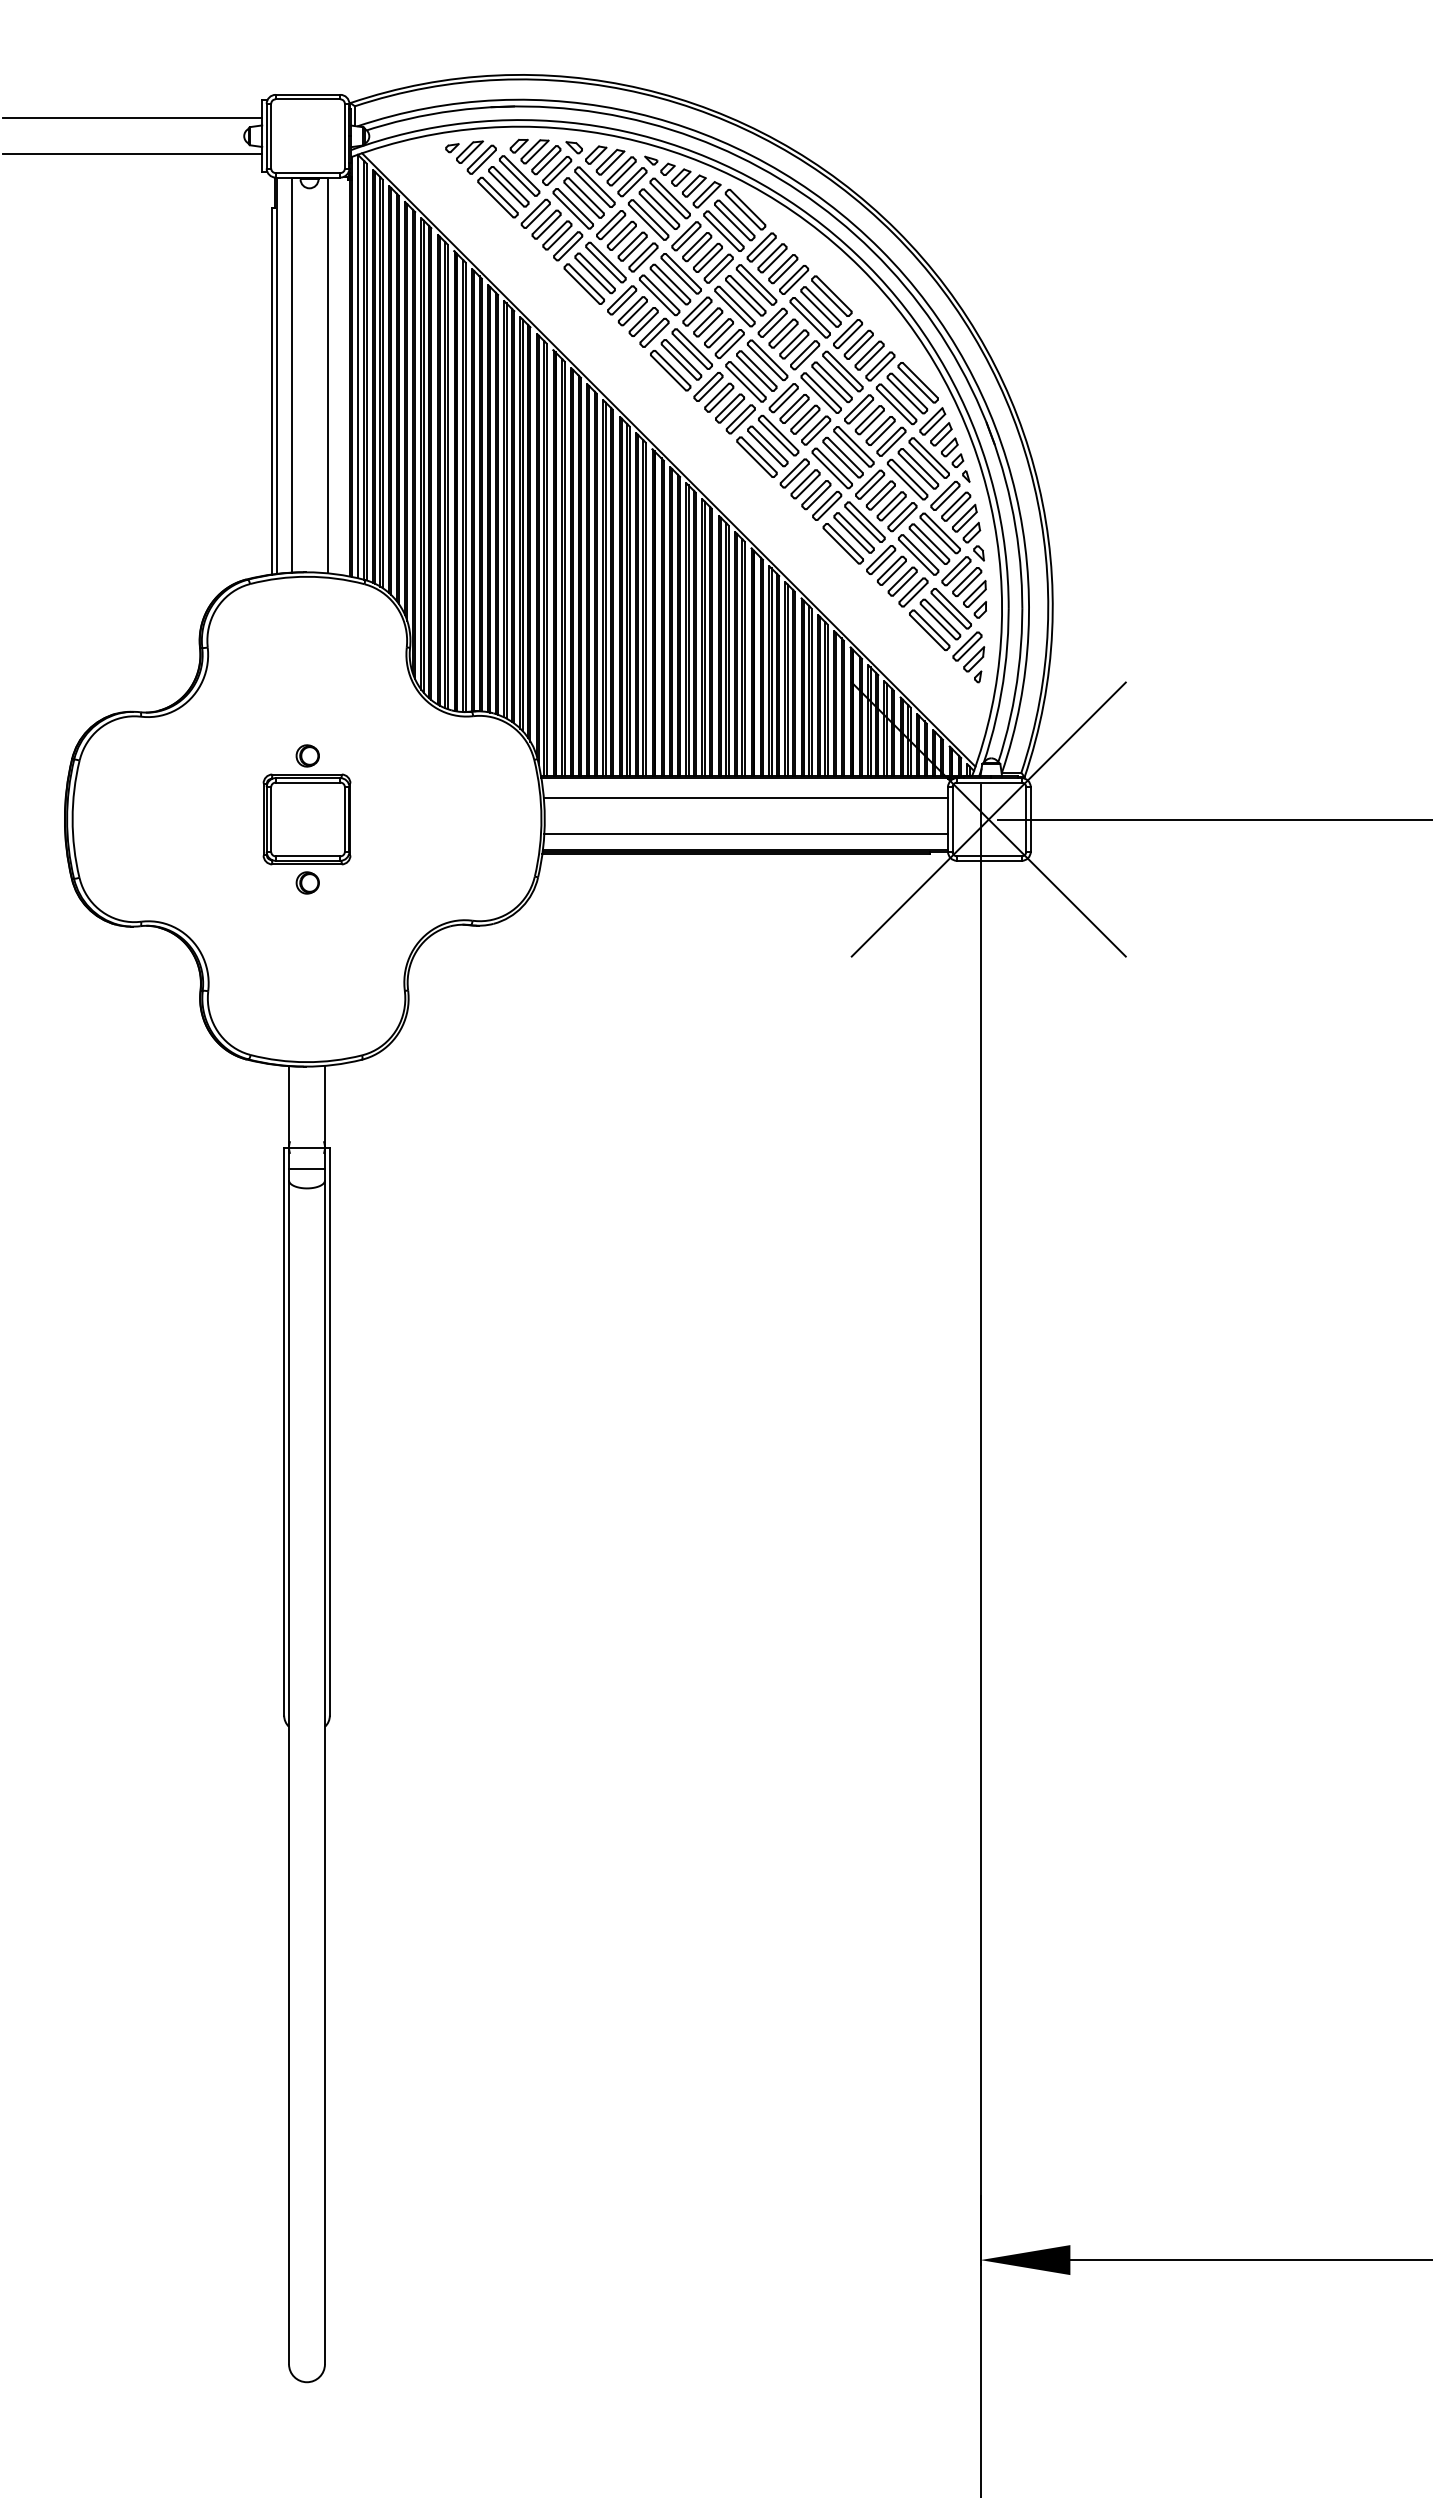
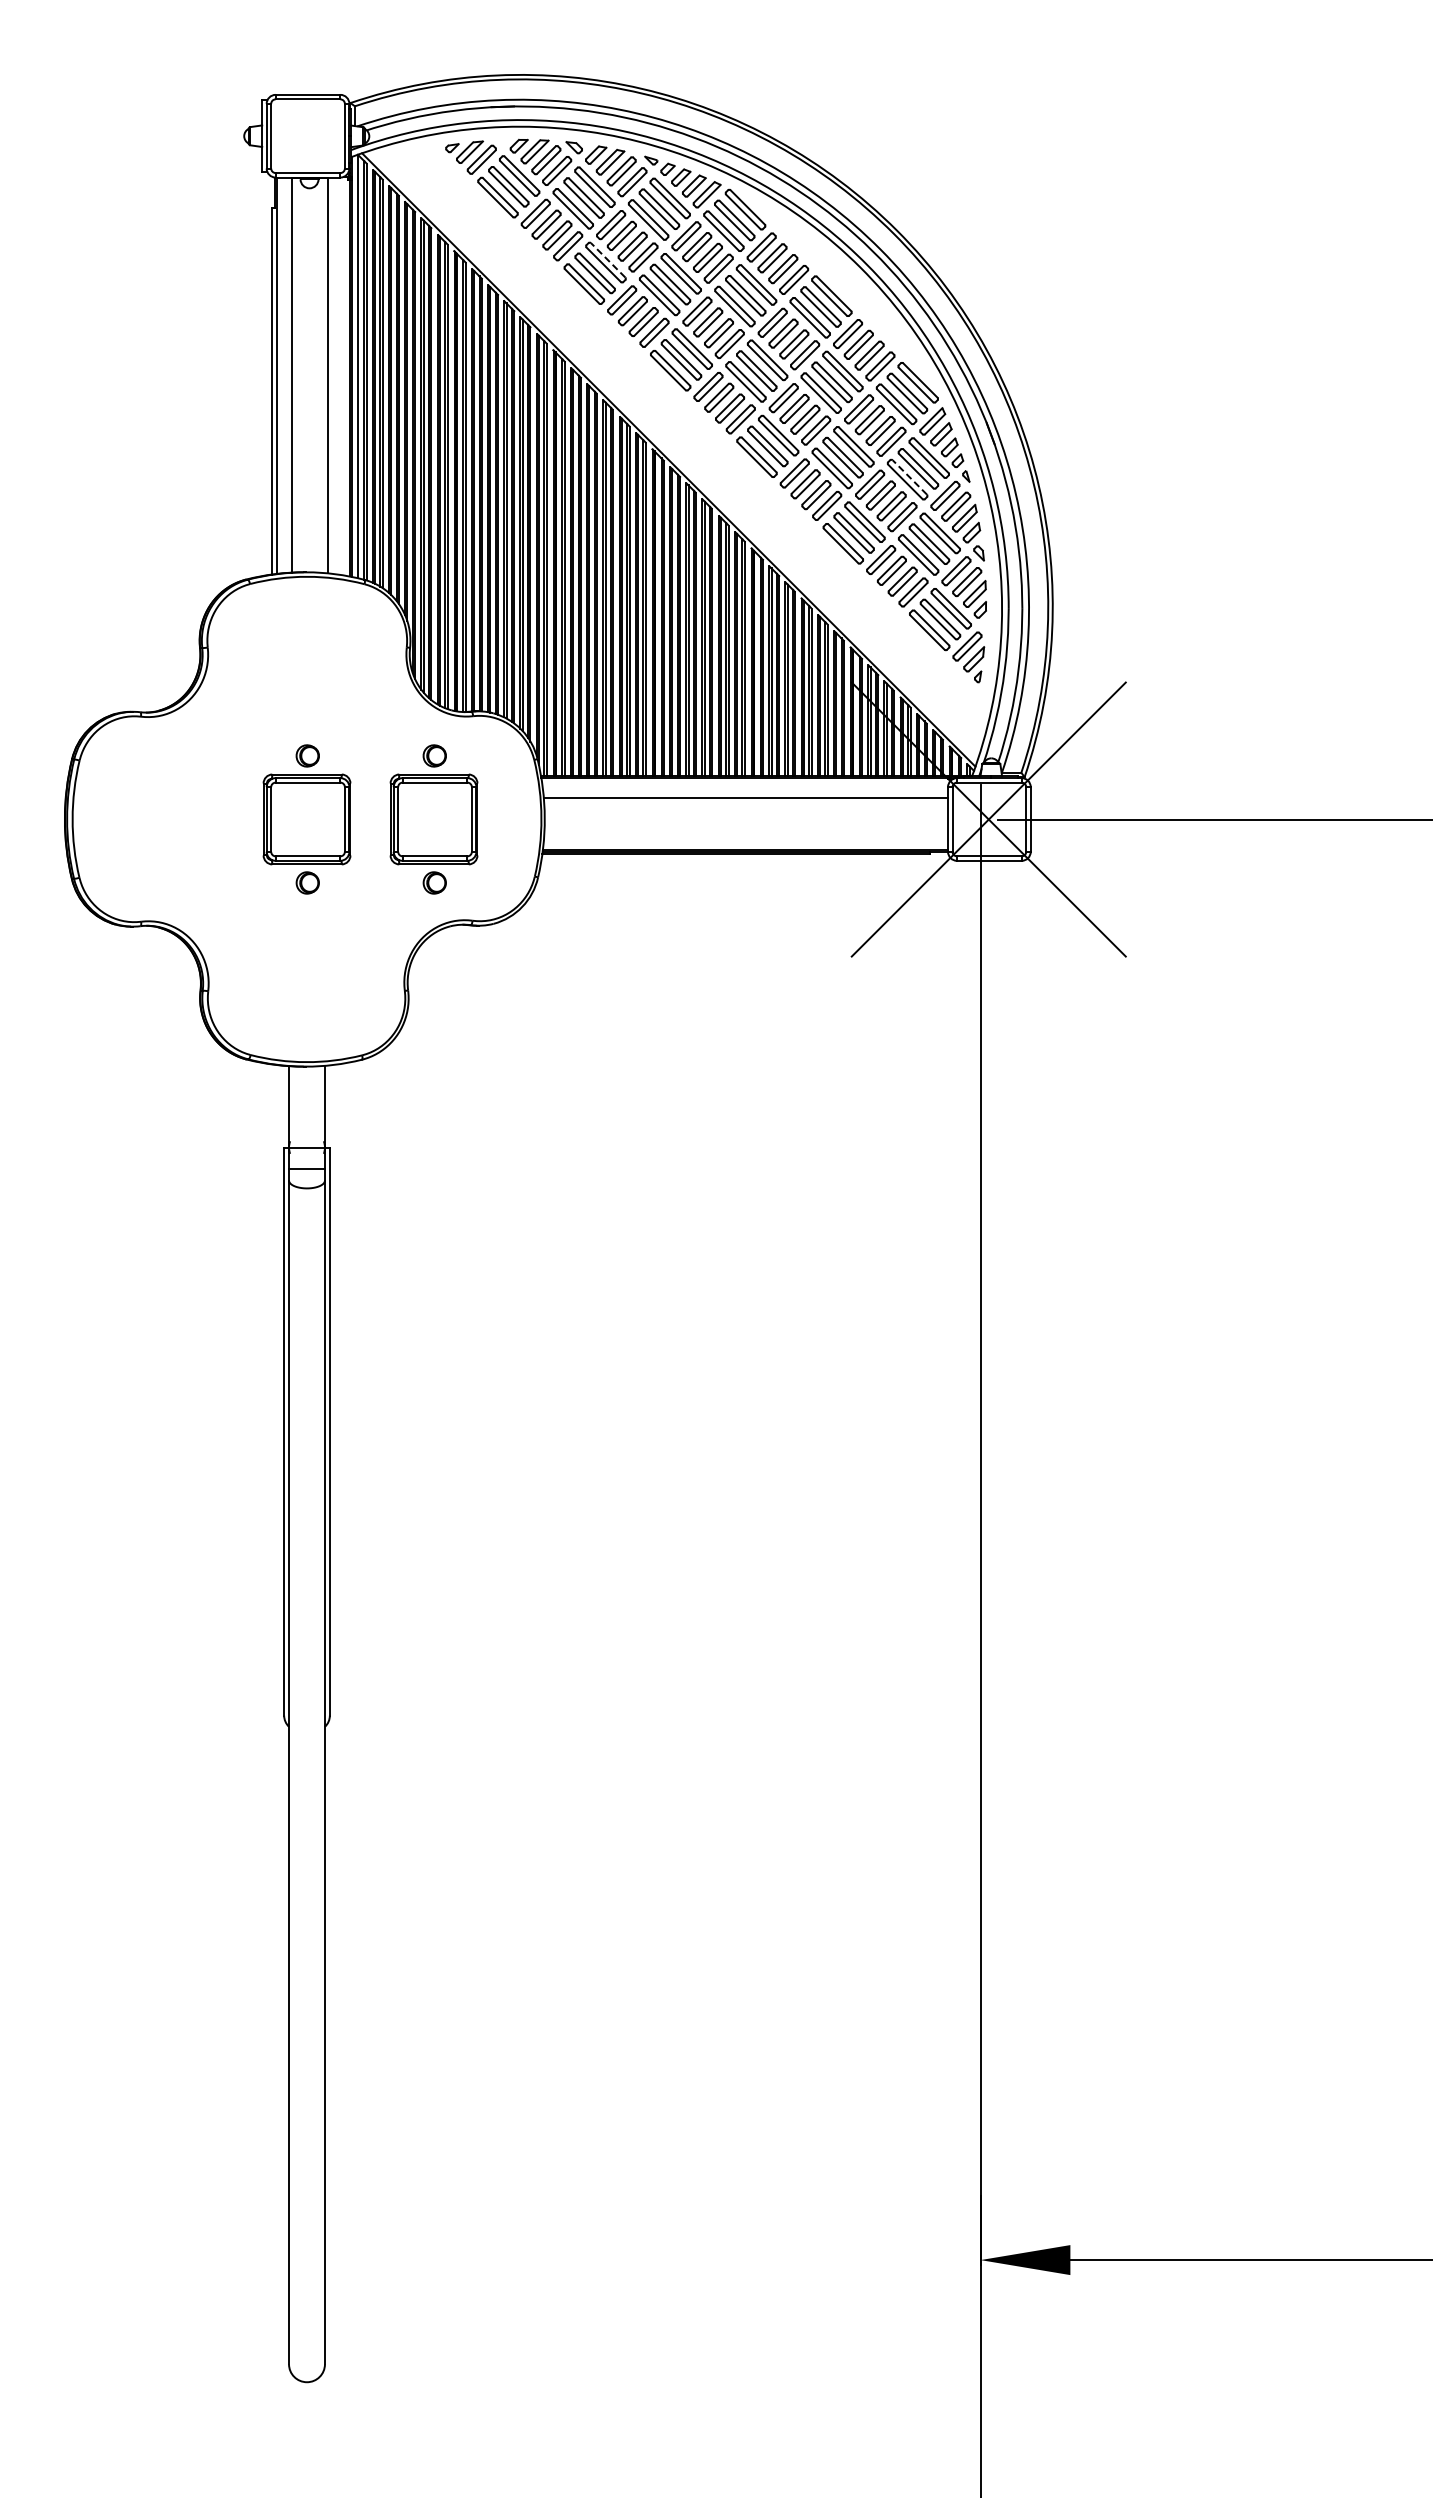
line: present -> none (132, 118)
line: present -> none (132, 154)
line: solid -> dashed (607, 259)
line: solid -> dashed (909, 477)
part: none -> present (433, 819)
line: present -> none (746, 834)
